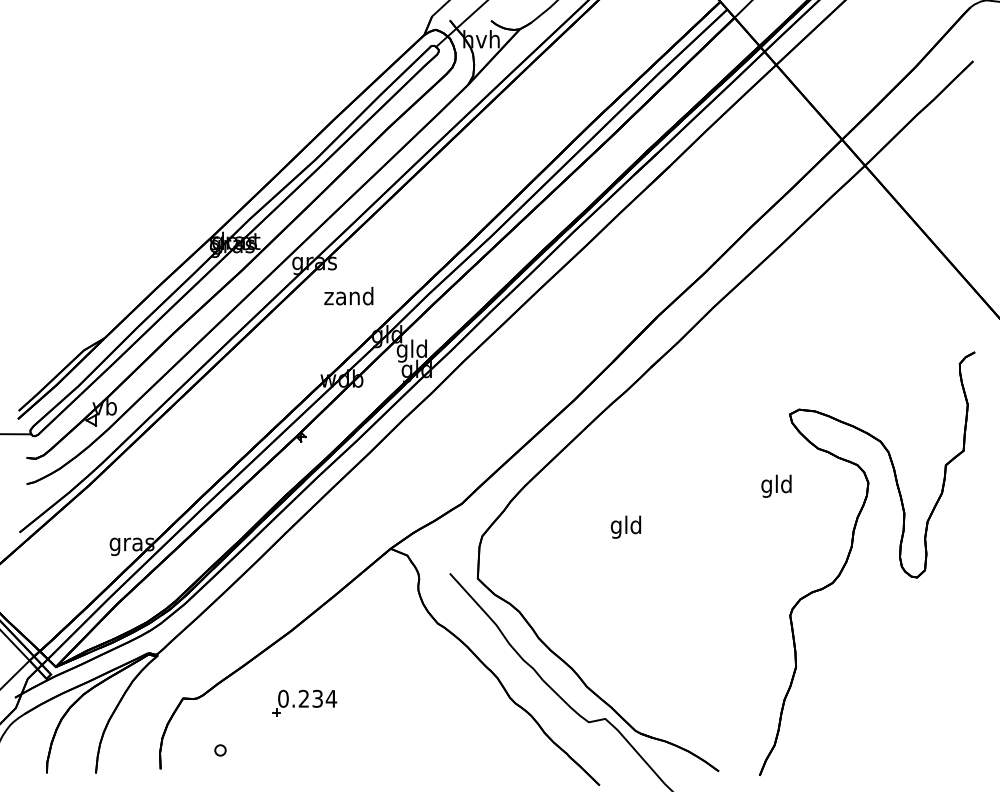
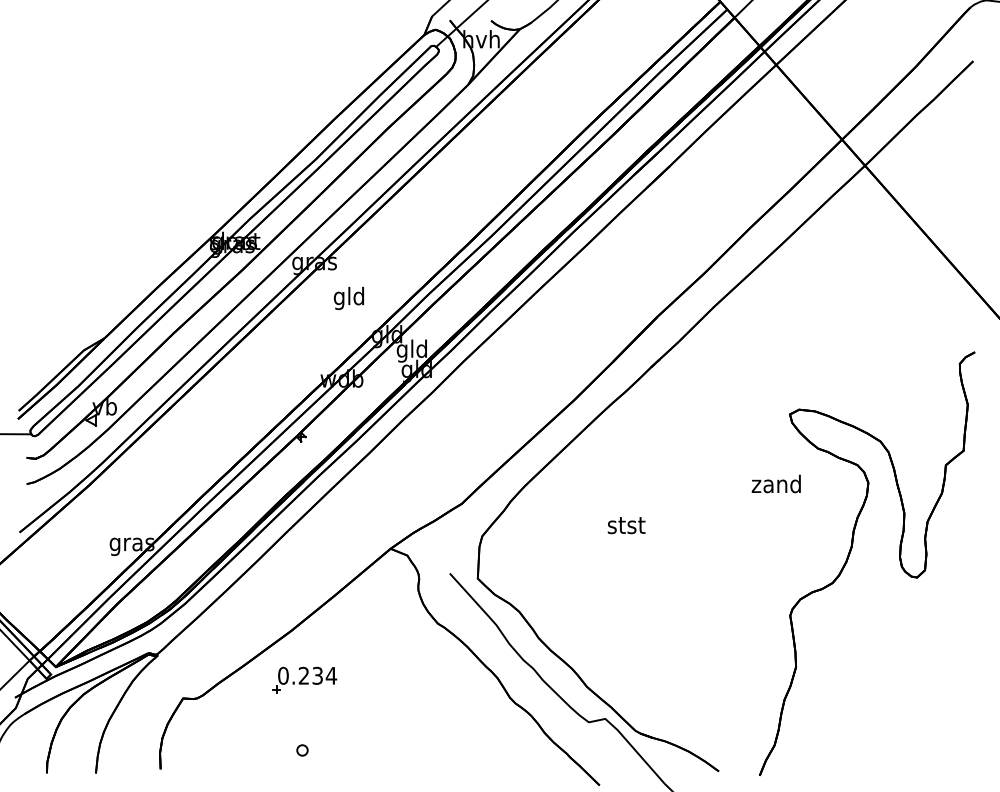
text: zand -> gld (348, 297)
text: gld -> zand (775, 485)
text: gld -> stst (626, 526)
part position: (304, 702) -> (304, 679) (304, 679)
part position: (220, 750) -> (302, 750) (302, 750)
